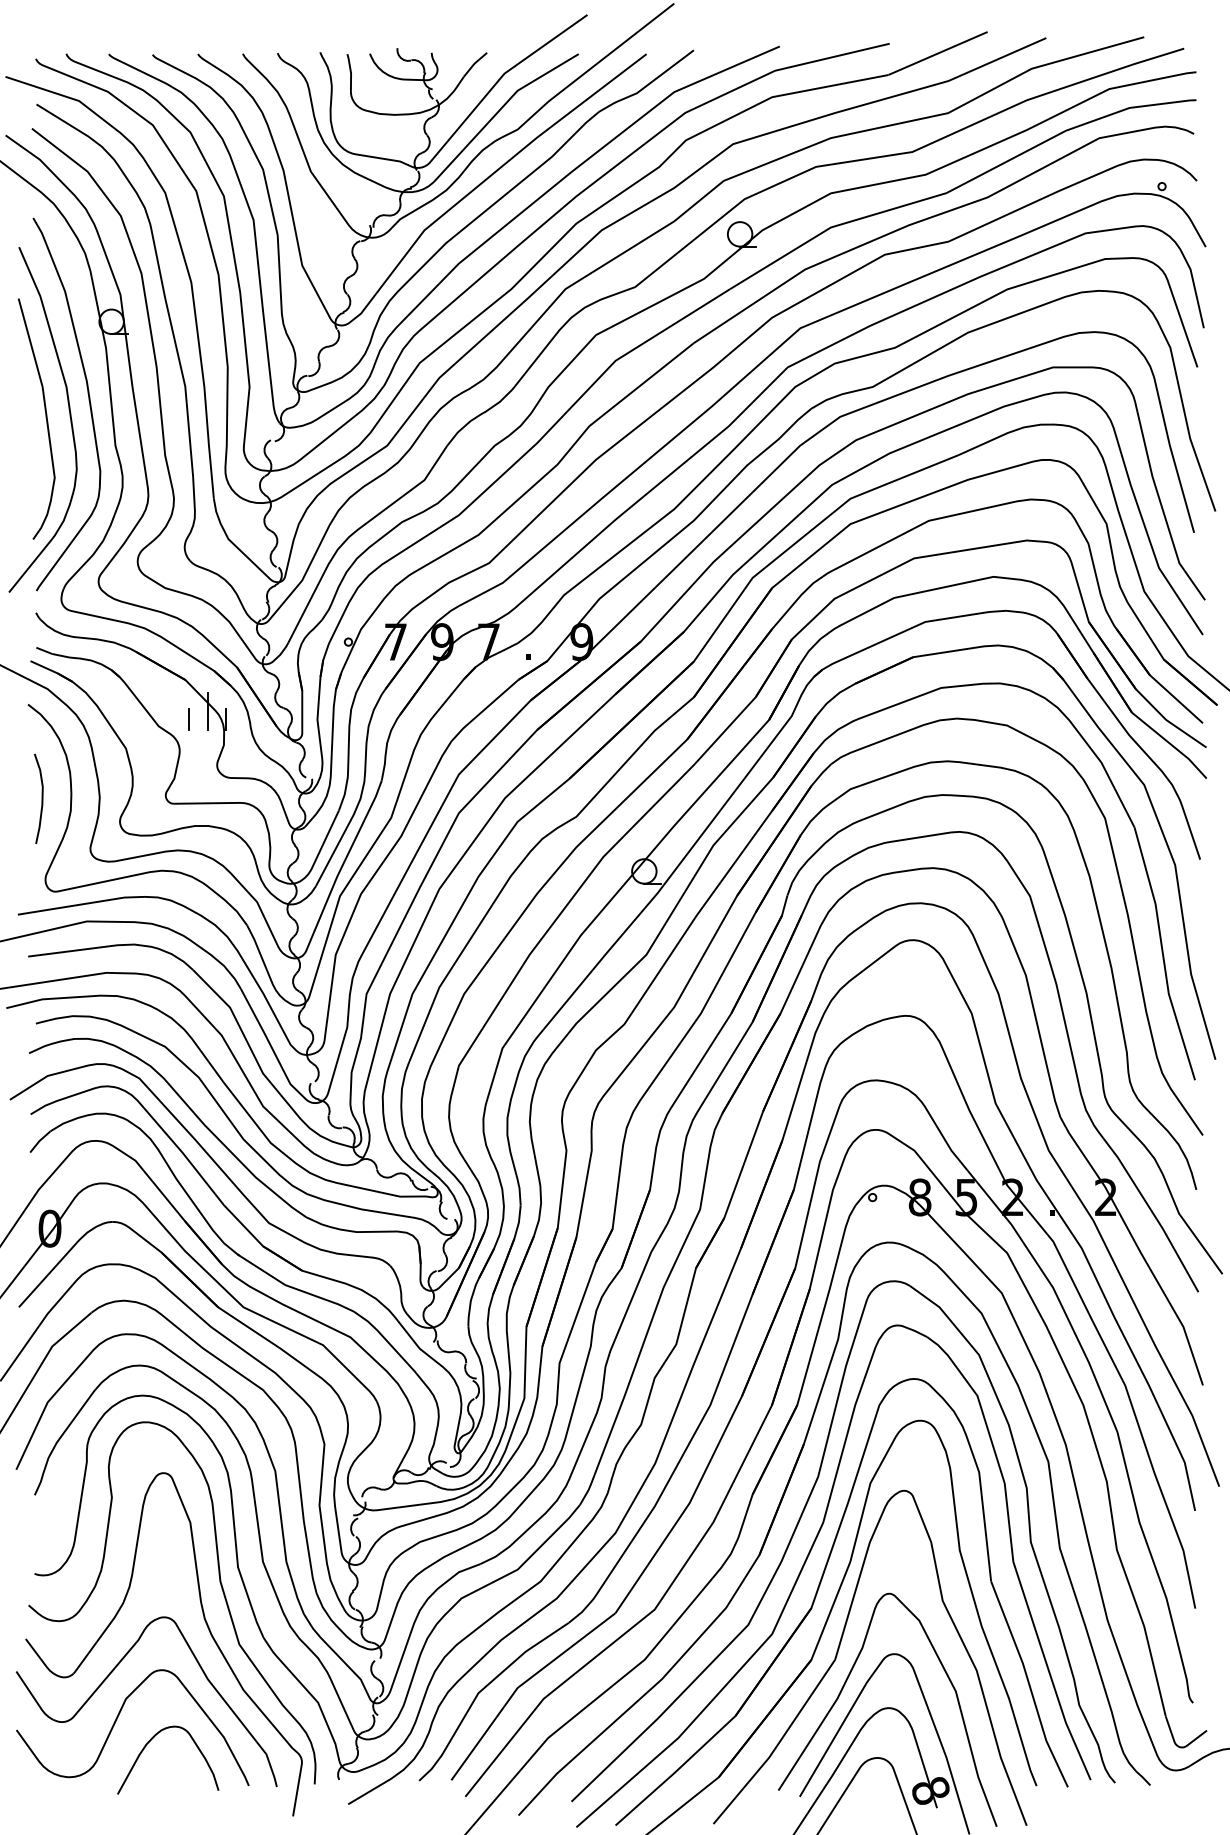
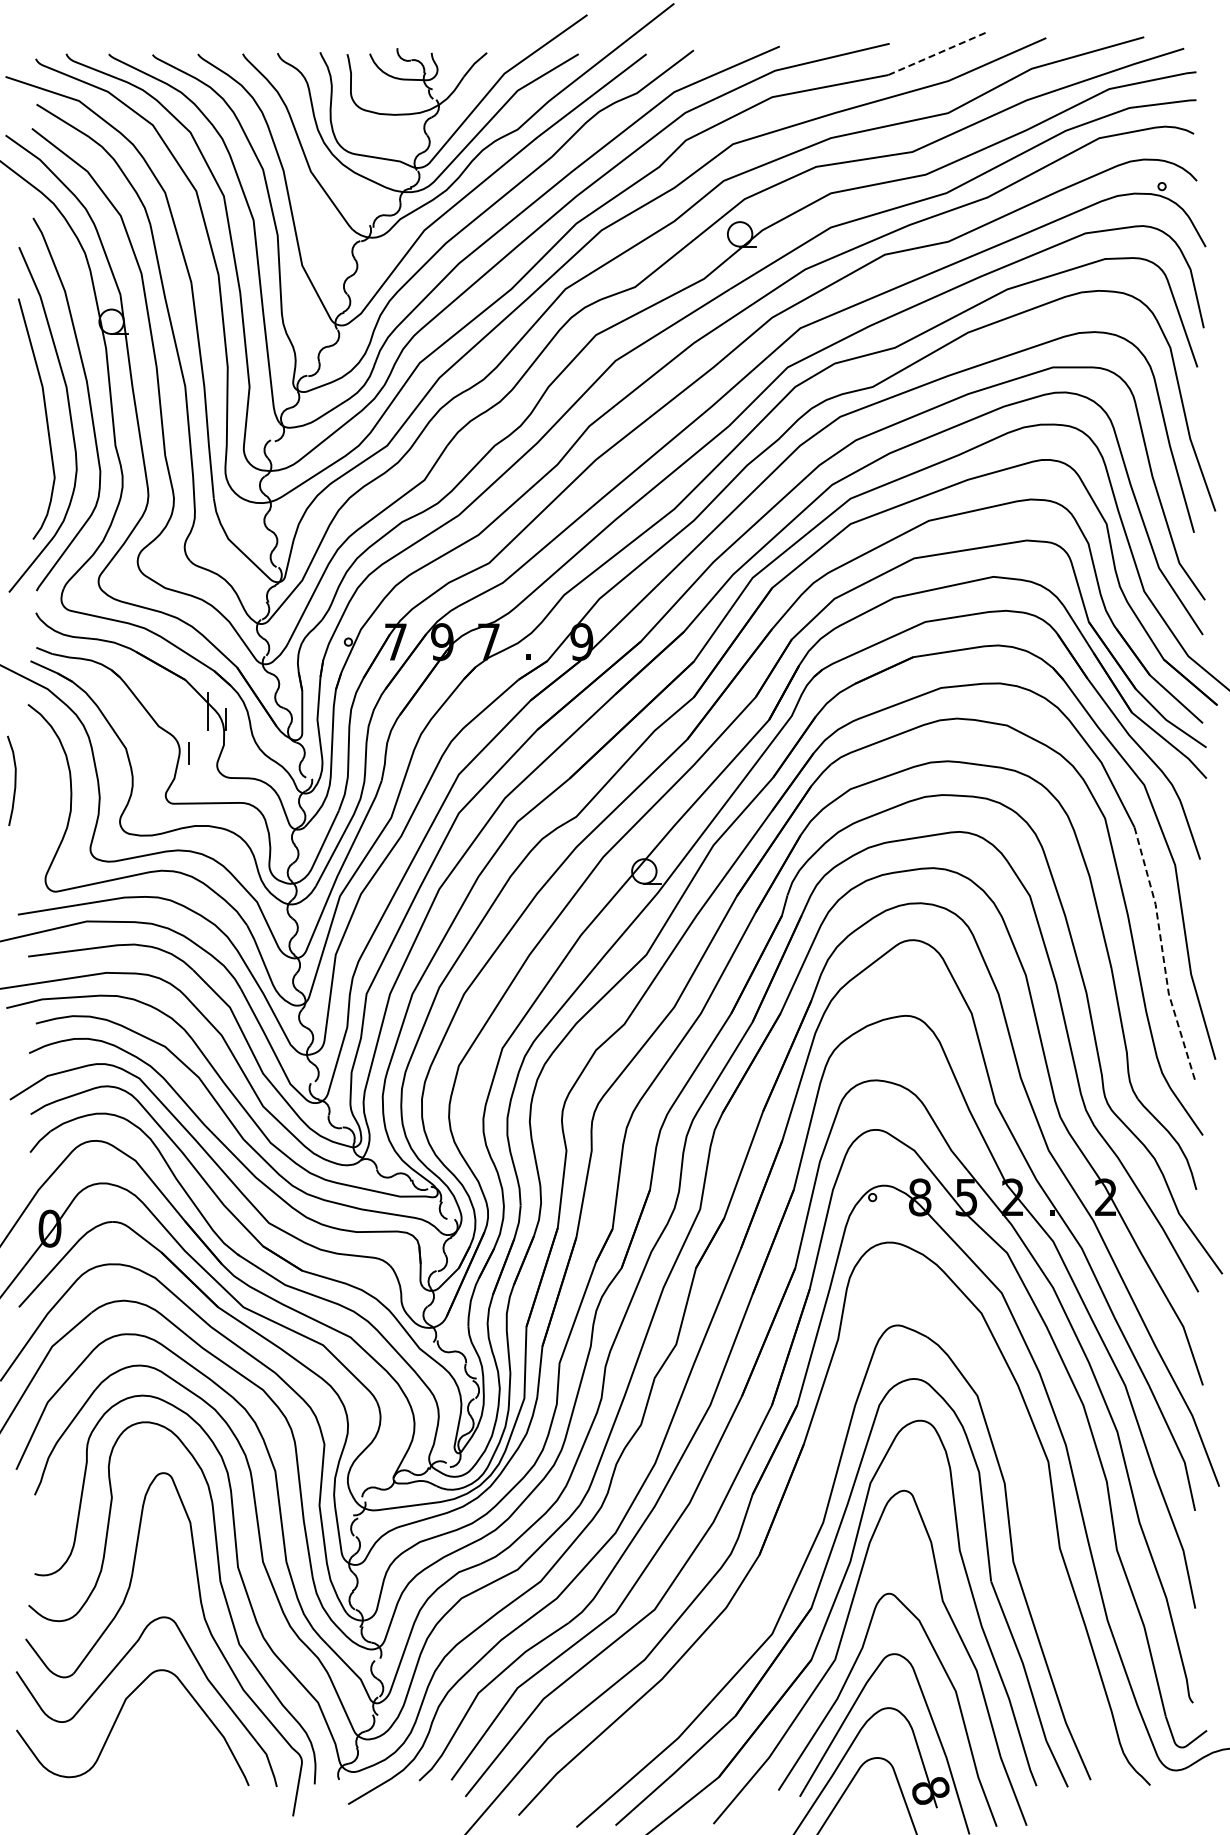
line: solid -> dashed (938, 53)
line position: (188, 719) -> (188, 753) (188, 753)
curve position: (41, 798) -> (14, 780) (14, 780)
line: solid -> dashed (1163, 954)
part: present -> none (798, 1525)
curve: present -> none (150, 1741)
